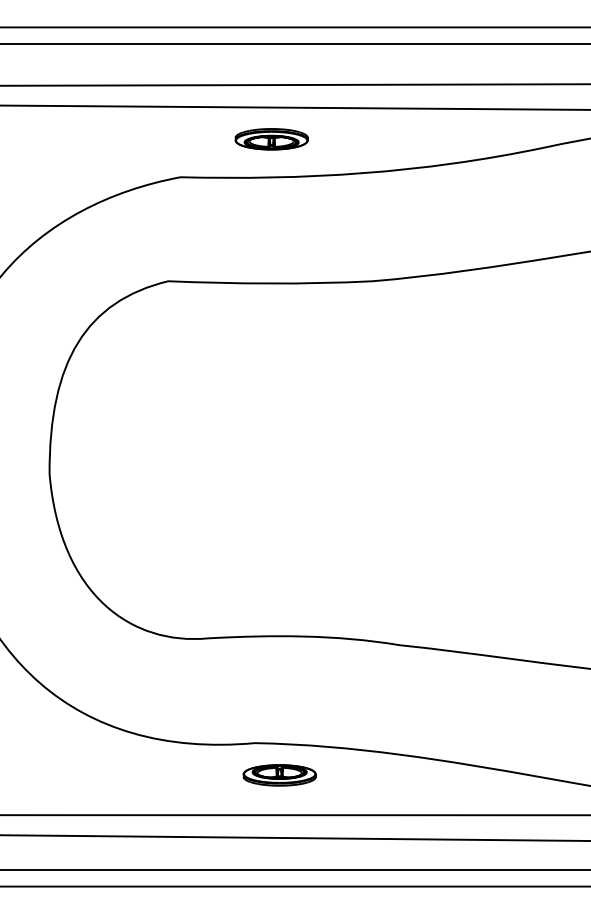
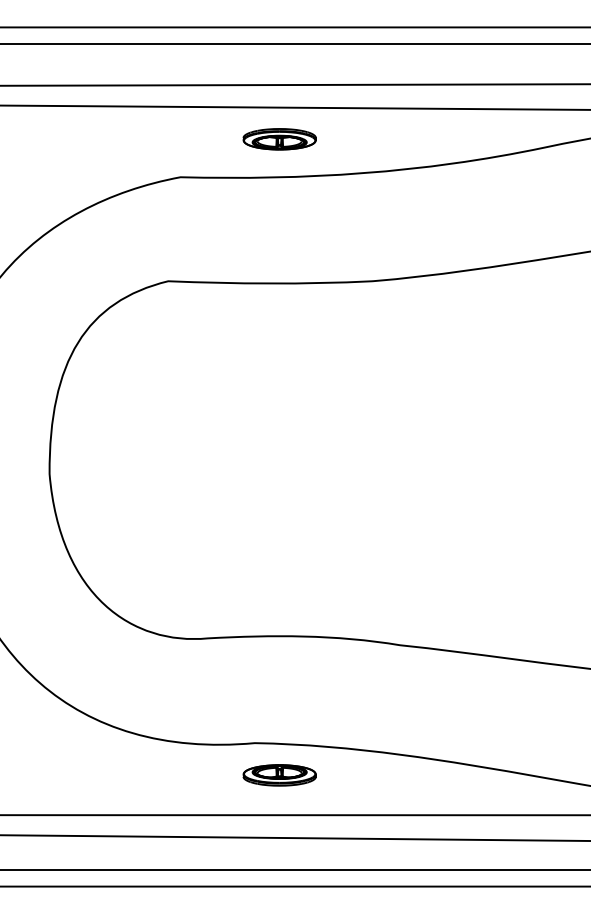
part position: (271, 139) -> (279, 139) (279, 139)
